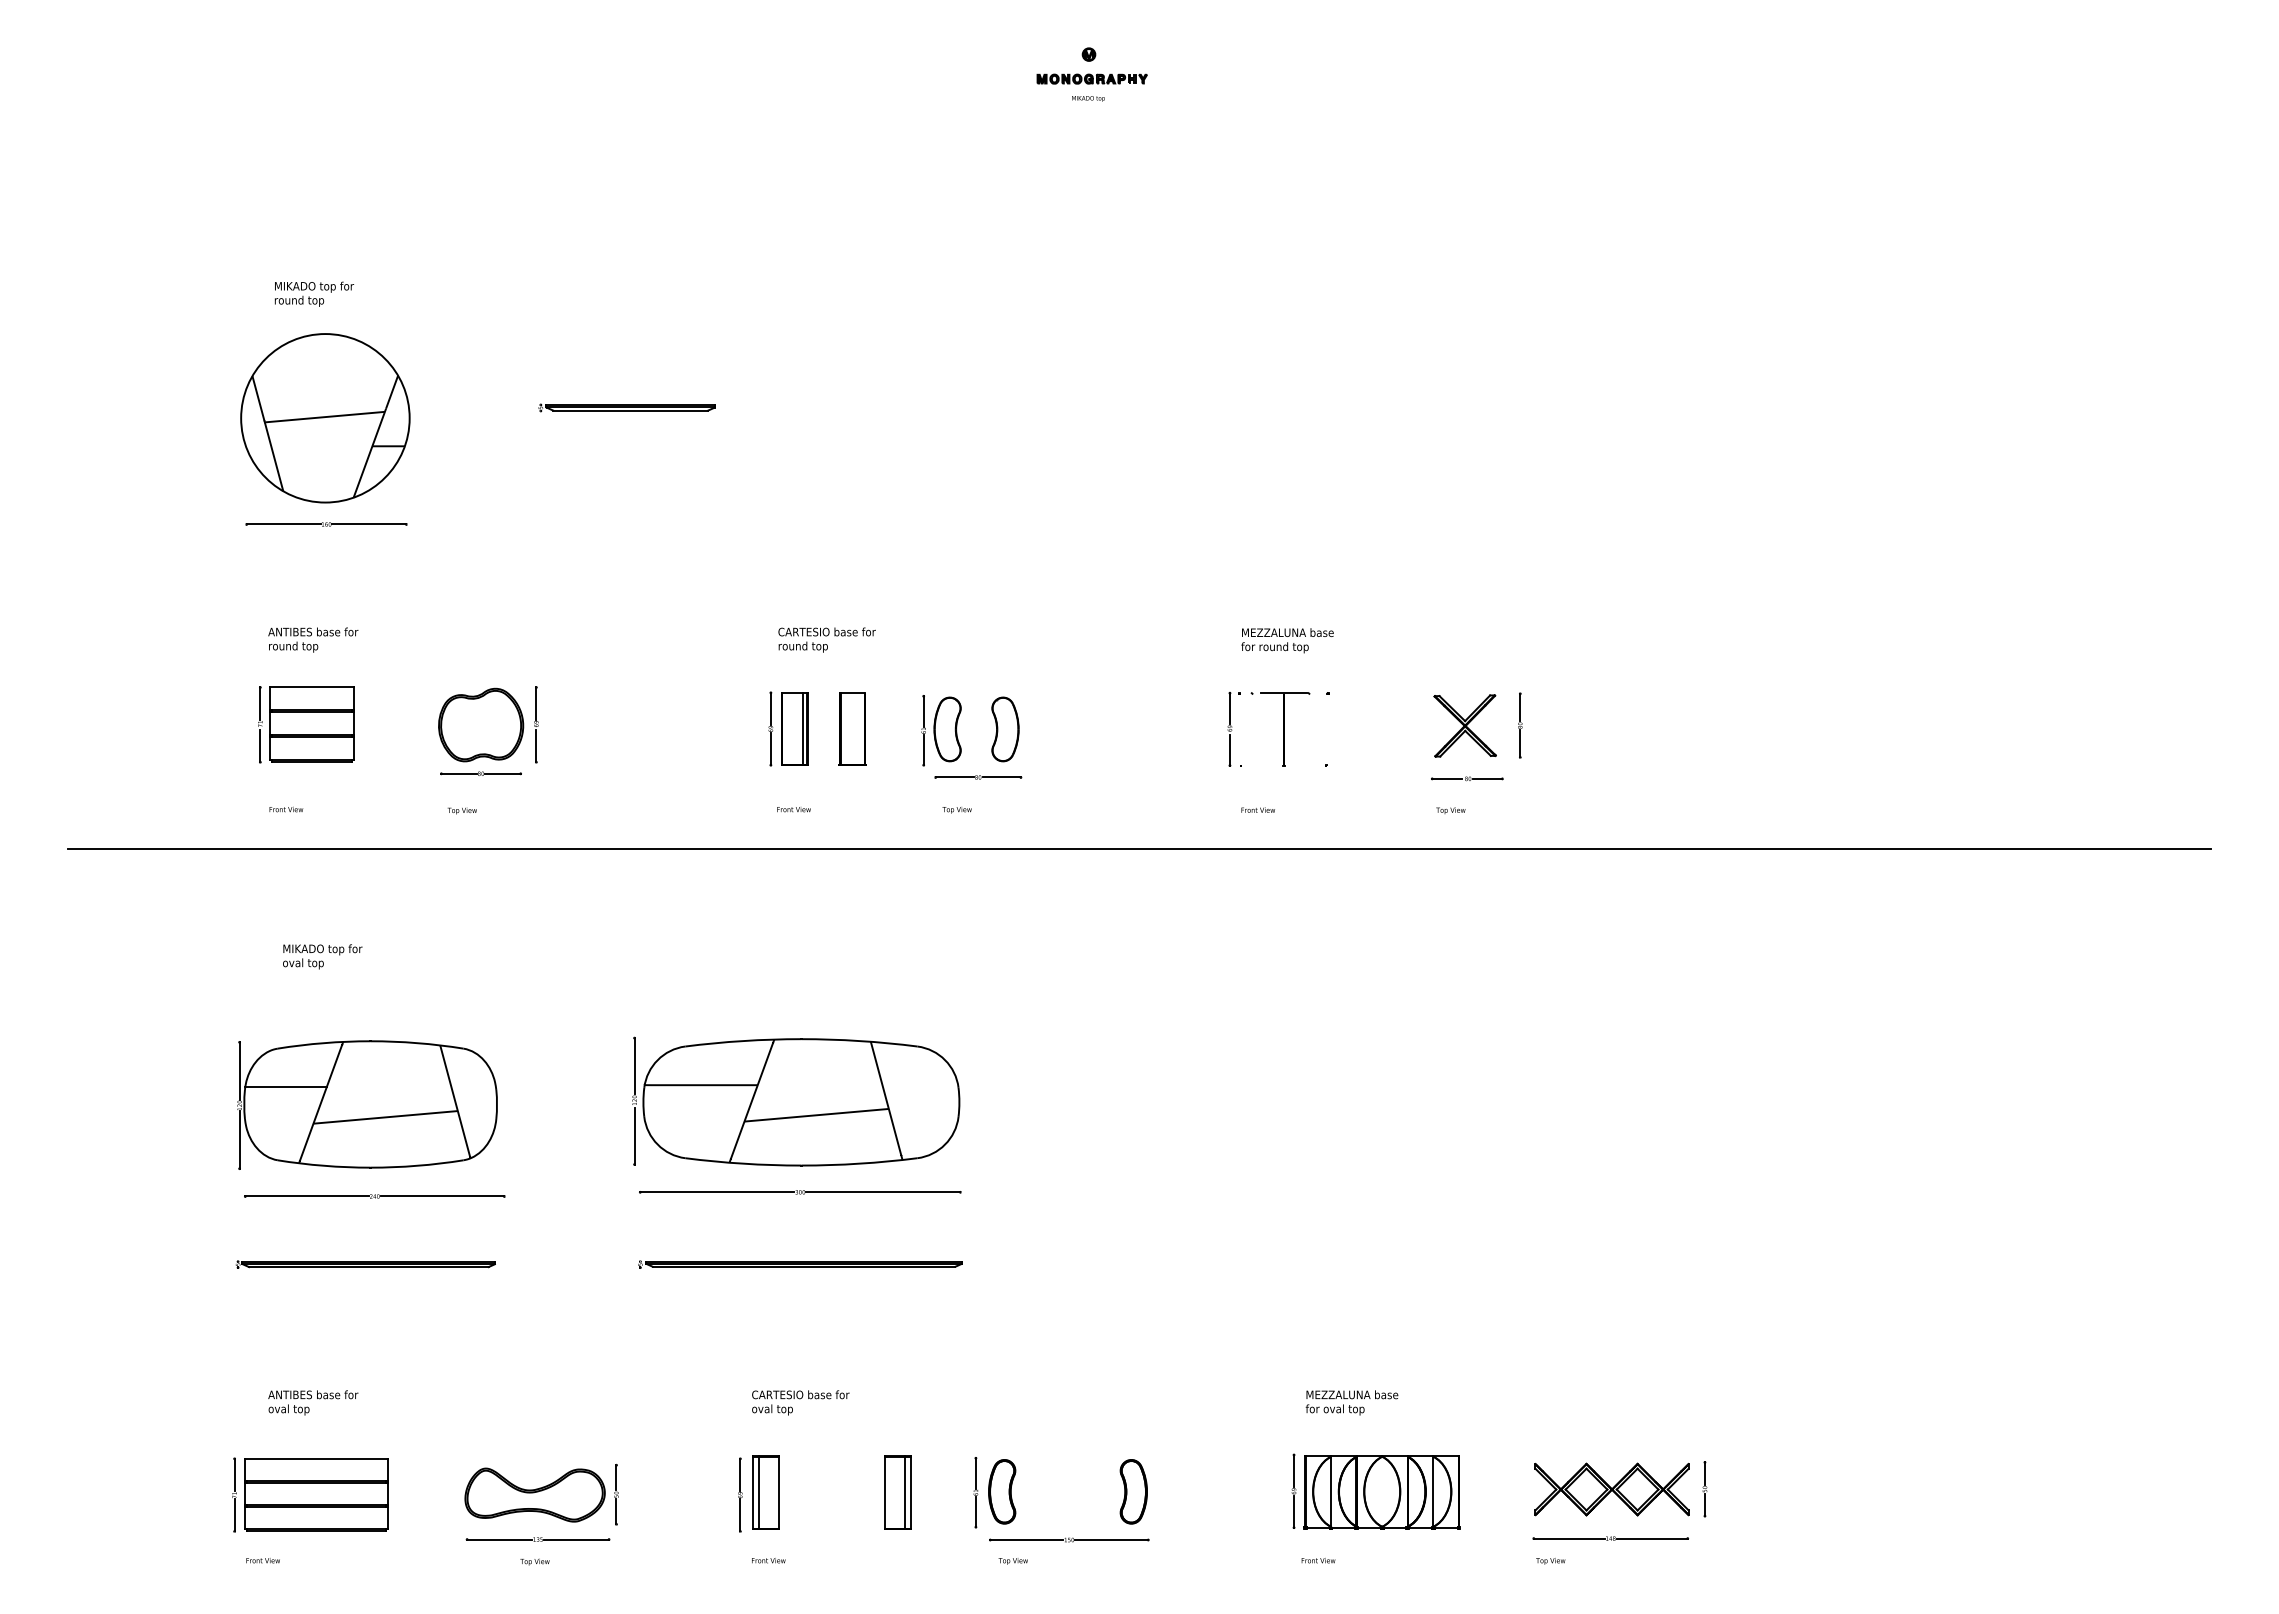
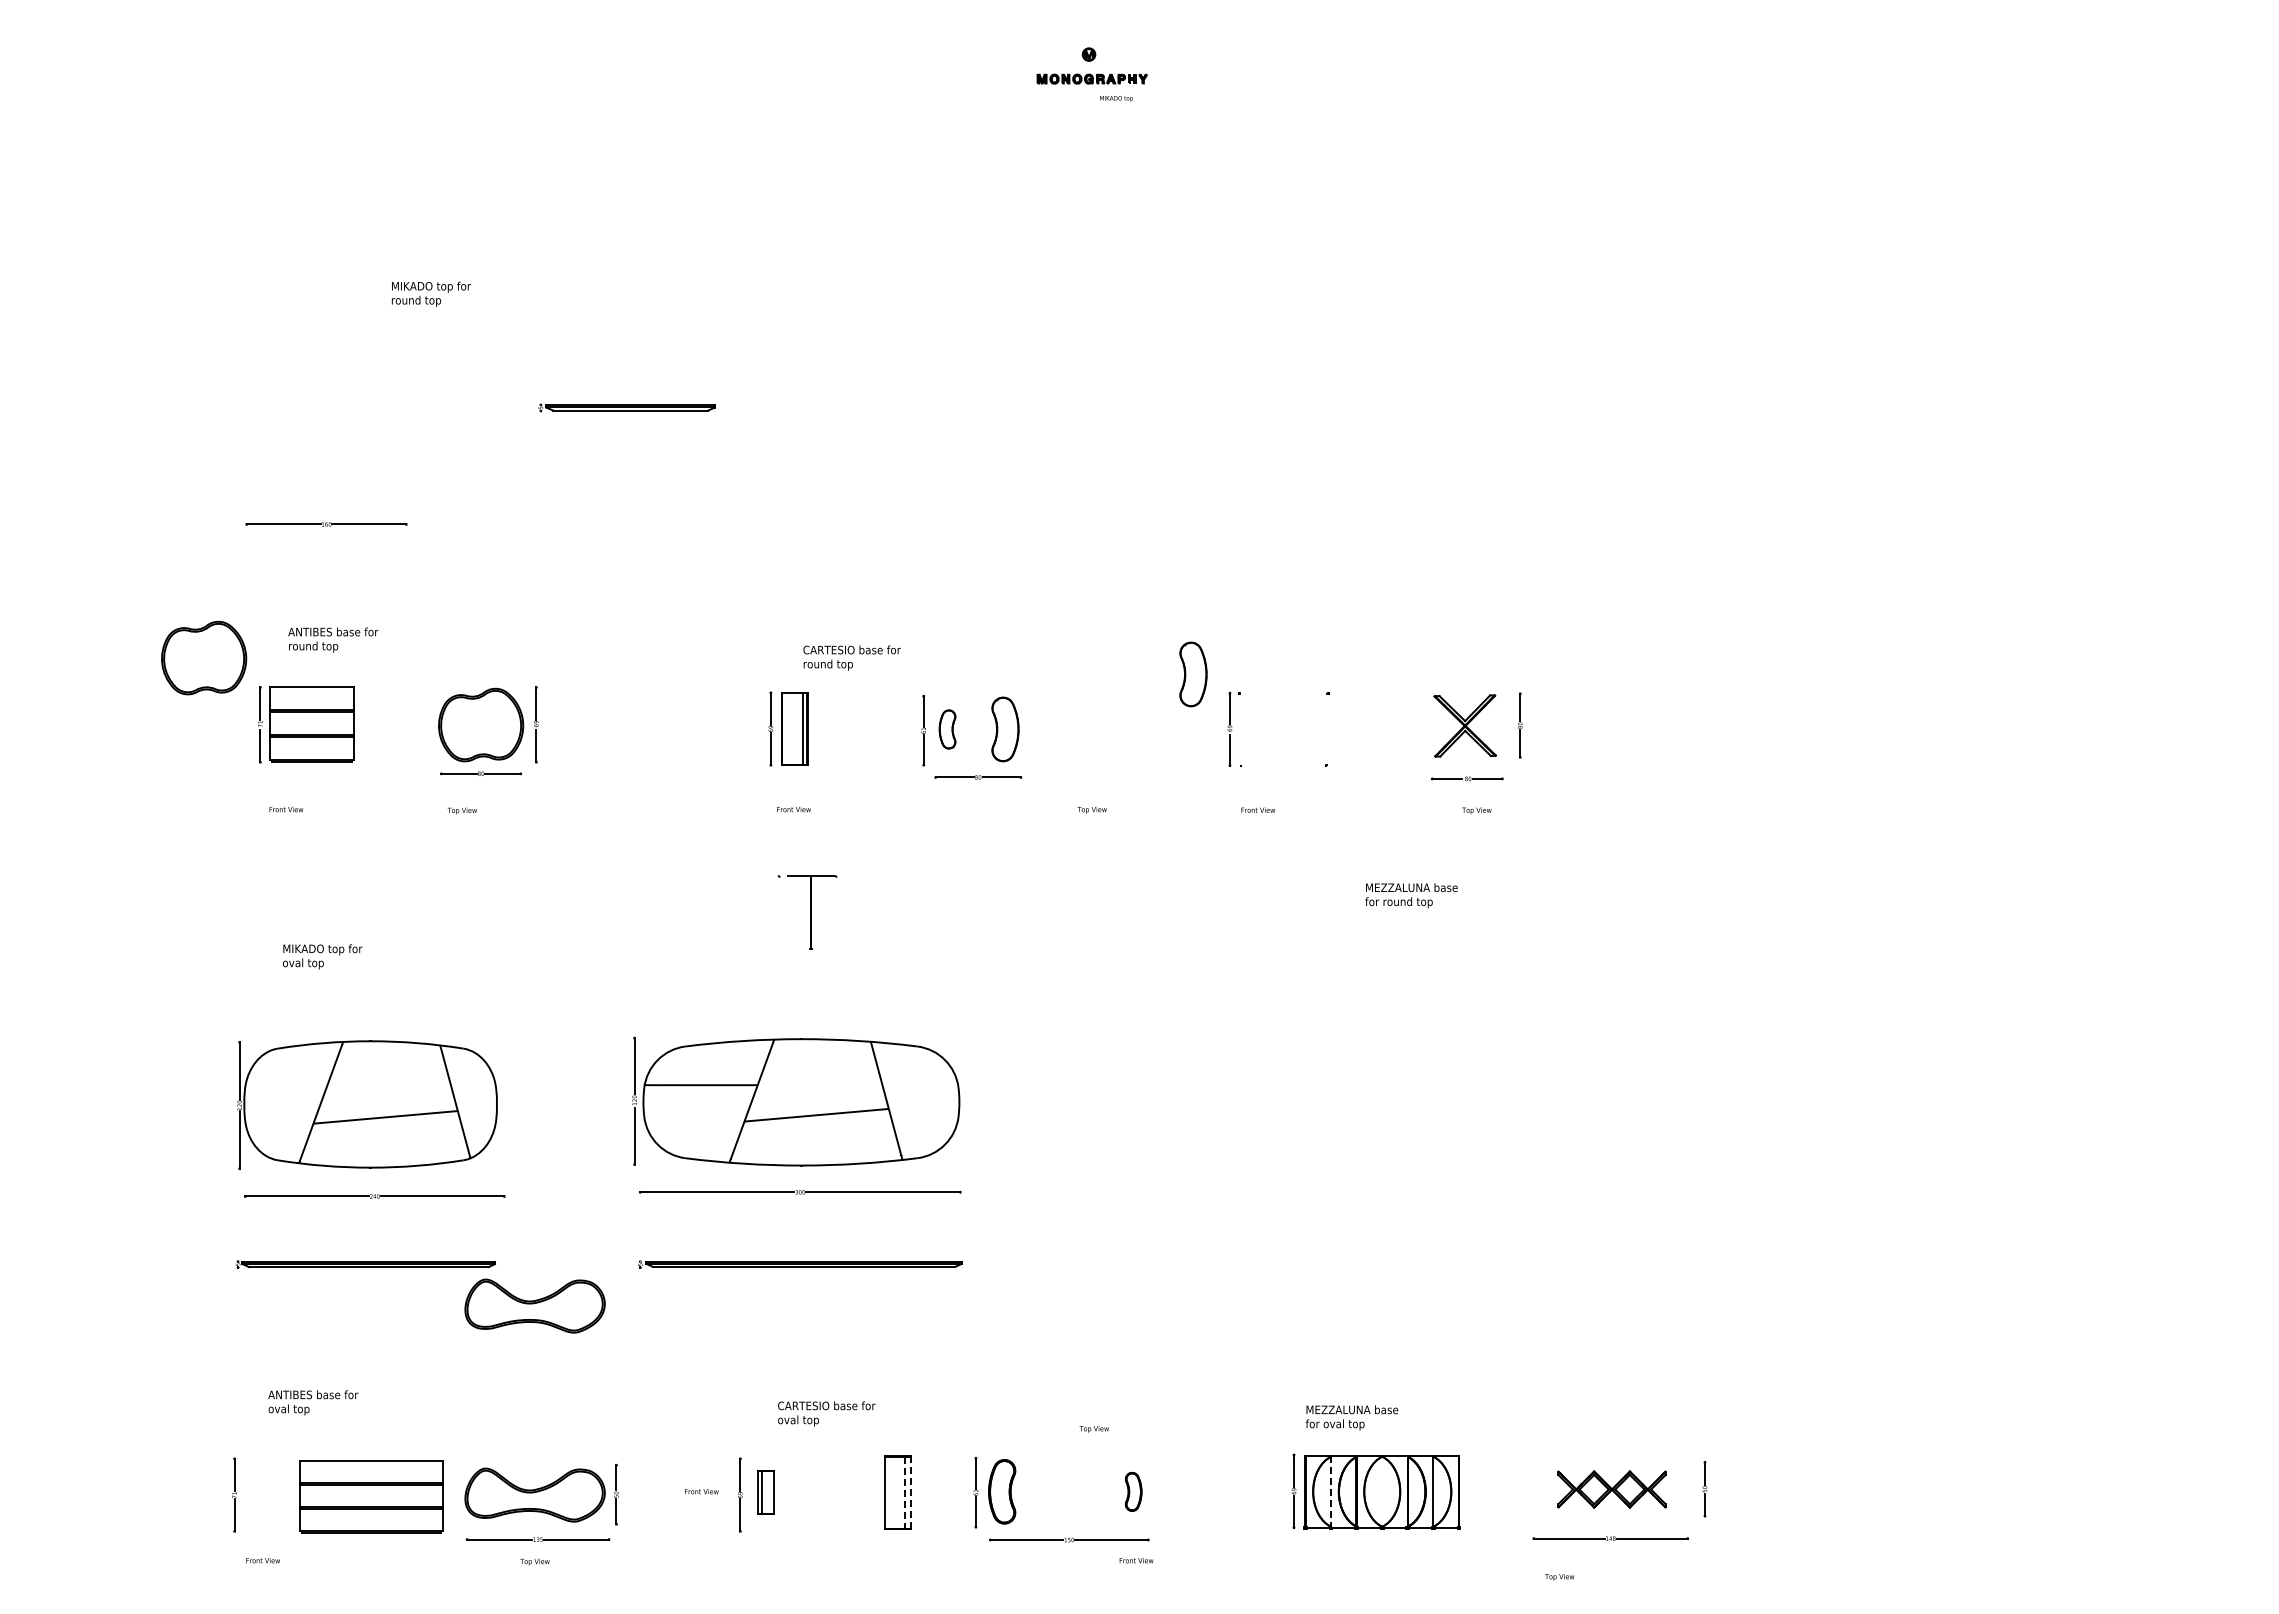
text position: (1088, 98) -> (1116, 98) (1116, 98)
text position: (314, 293) -> (431, 293) (431, 293)
part: present -> none (325, 418)
text position: (313, 639) -> (333, 639) (333, 639)
text position: (826, 639) -> (851, 657) (851, 657)
text position: (1287, 640) -> (1411, 895) (1411, 895)
part: none -> present (204, 657)
part: none -> present (1193, 674)
part: present -> none (852, 728)
part size: 29x67 px -> 19x41 px (947, 729)
part position: (1280, 729) -> (807, 912) (807, 912)
text position: (956, 810) -> (1091, 810) (1091, 810)
text position: (1450, 810) -> (1476, 810) (1476, 810)
line: present -> none (1139, 848)
line: present -> none (285, 1087)
part: none -> present (534, 1305)
text position: (800, 1402) -> (826, 1413) (826, 1413)
text position: (1351, 1402) -> (1351, 1417) (1351, 1417)
part size: 156x55 px -> 110x39 px (1611, 1489)
part size: 29x66 px -> 18x40 px (1133, 1491)
line: solid -> dashed (1331, 1491)
part size: 28x75 px -> 18x45 px (765, 1492)
line: solid -> dashed (904, 1492)
line: solid -> dashed (910, 1492)
part position: (316, 1494) -> (371, 1496) (371, 1496)
text position: (768, 1560) -> (701, 1491) (701, 1491)
text position: (1318, 1560) -> (1136, 1560) (1136, 1560)
text position: (1012, 1561) -> (1093, 1429) (1093, 1429)
text position: (1550, 1561) -> (1559, 1577) (1559, 1577)
